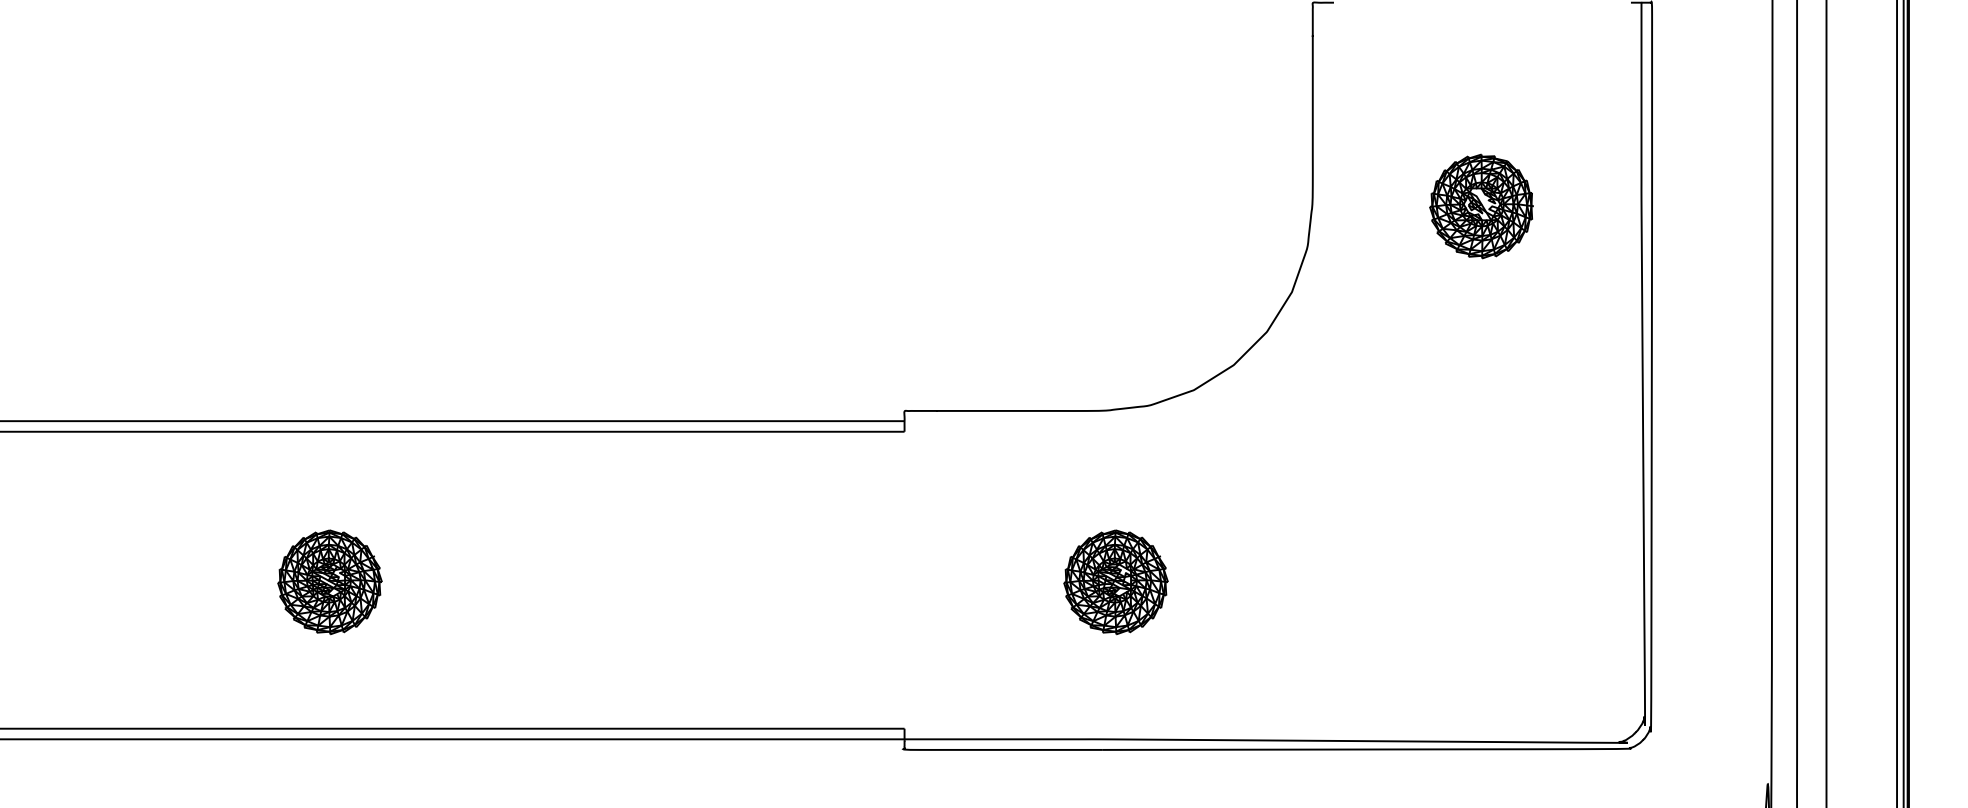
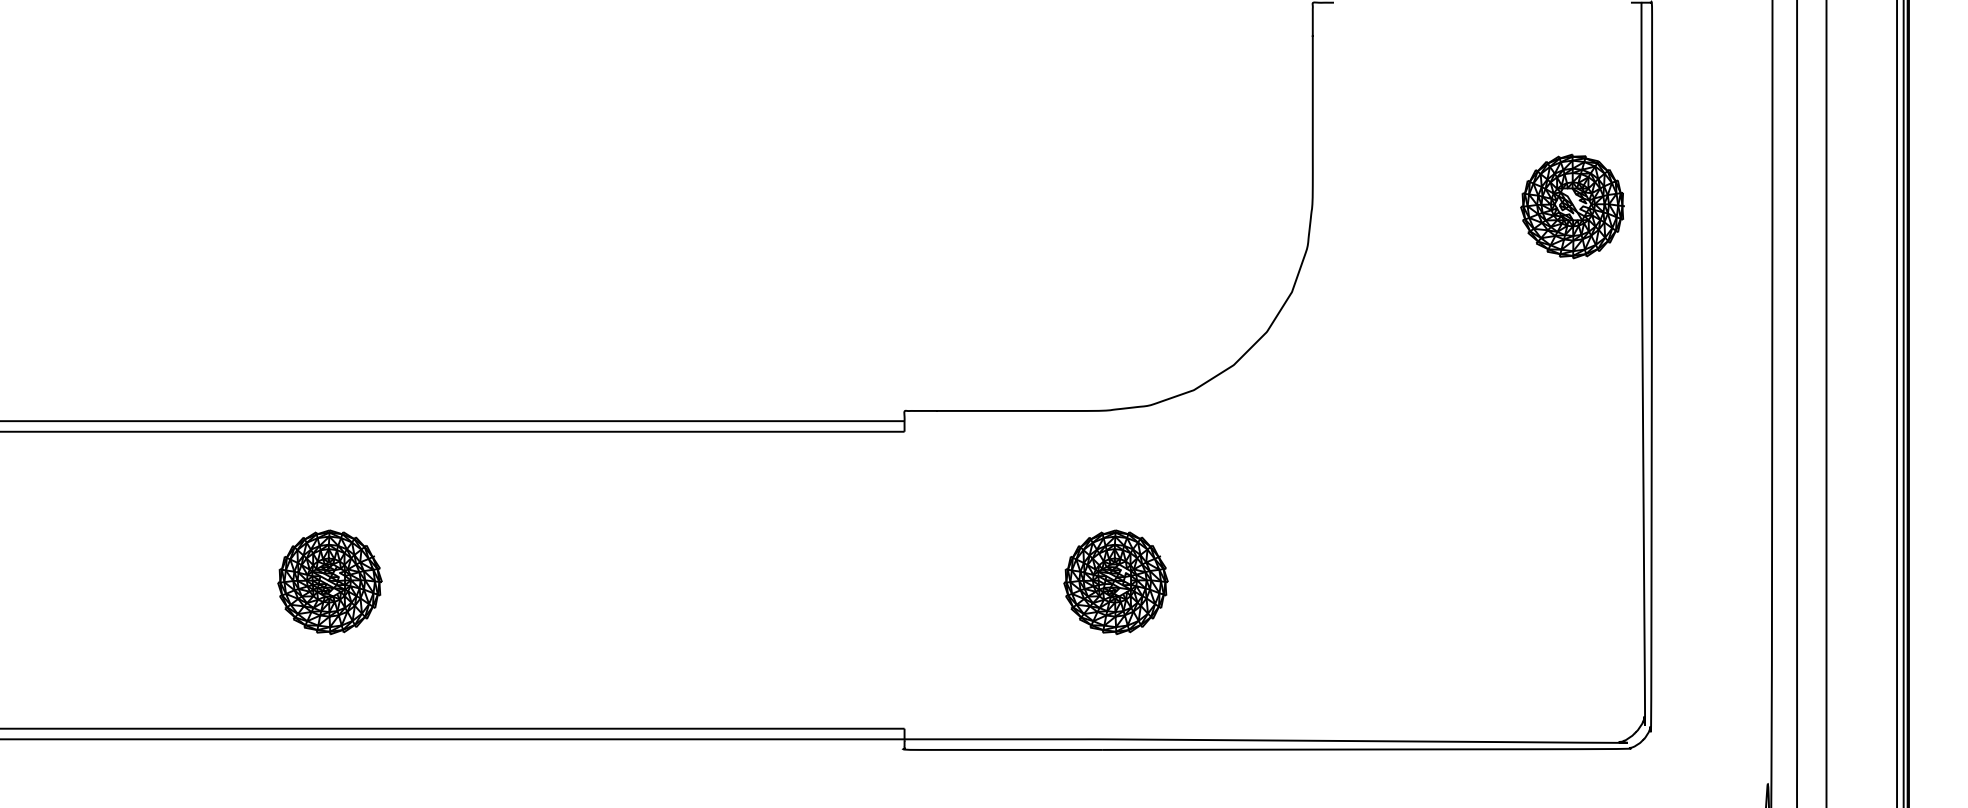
part position: (1481, 206) -> (1572, 206) (1572, 206)
